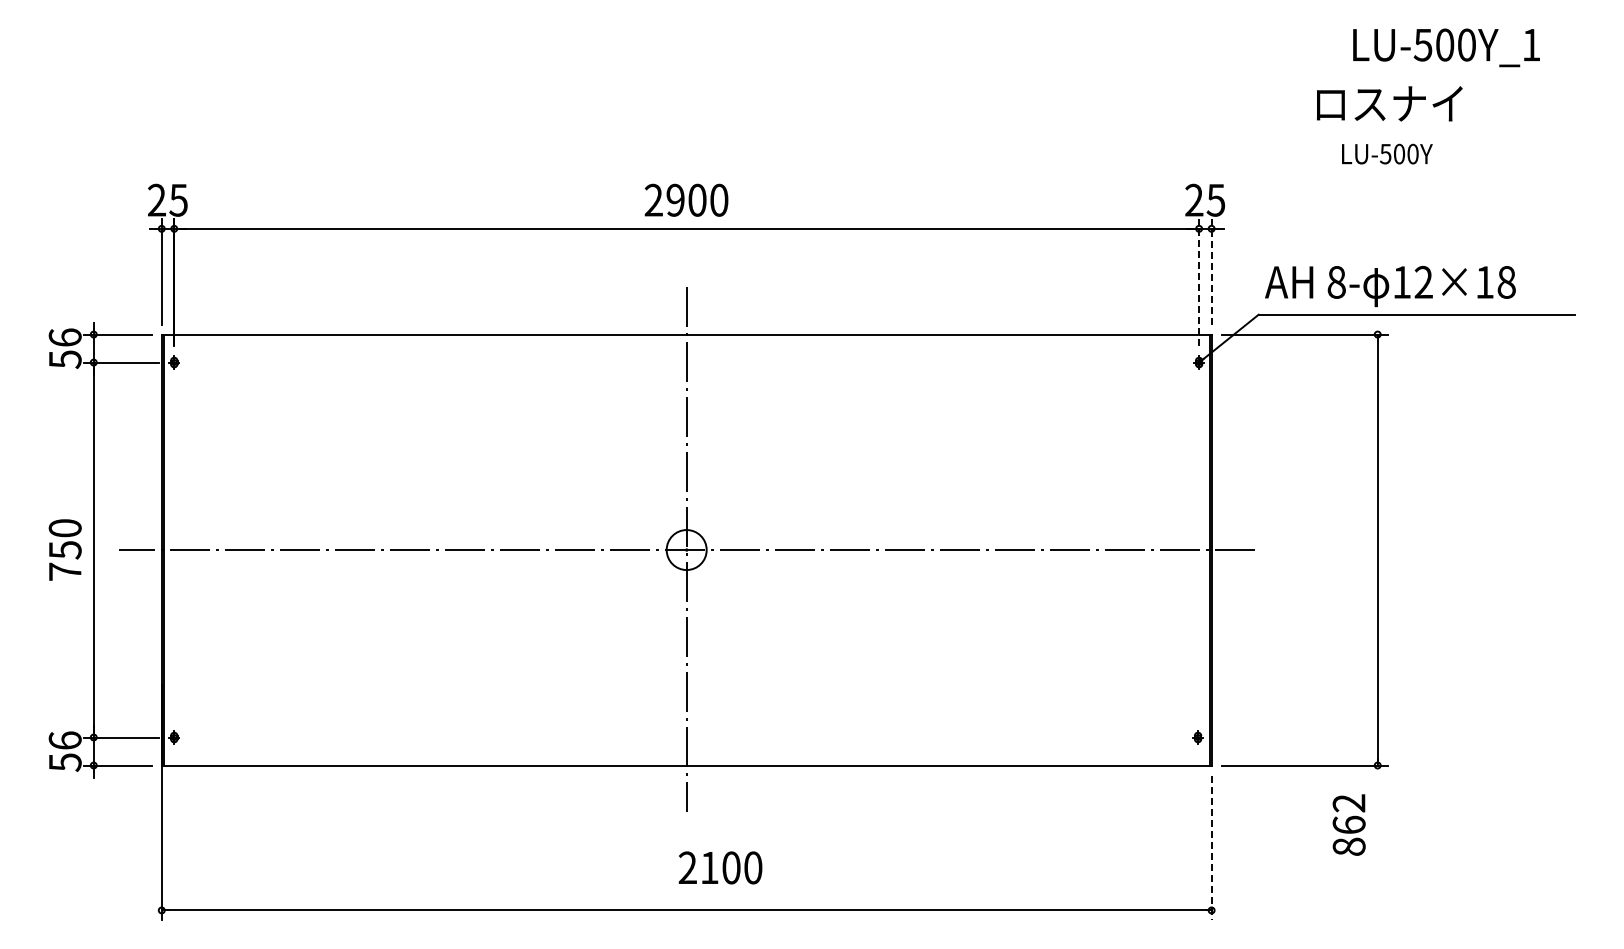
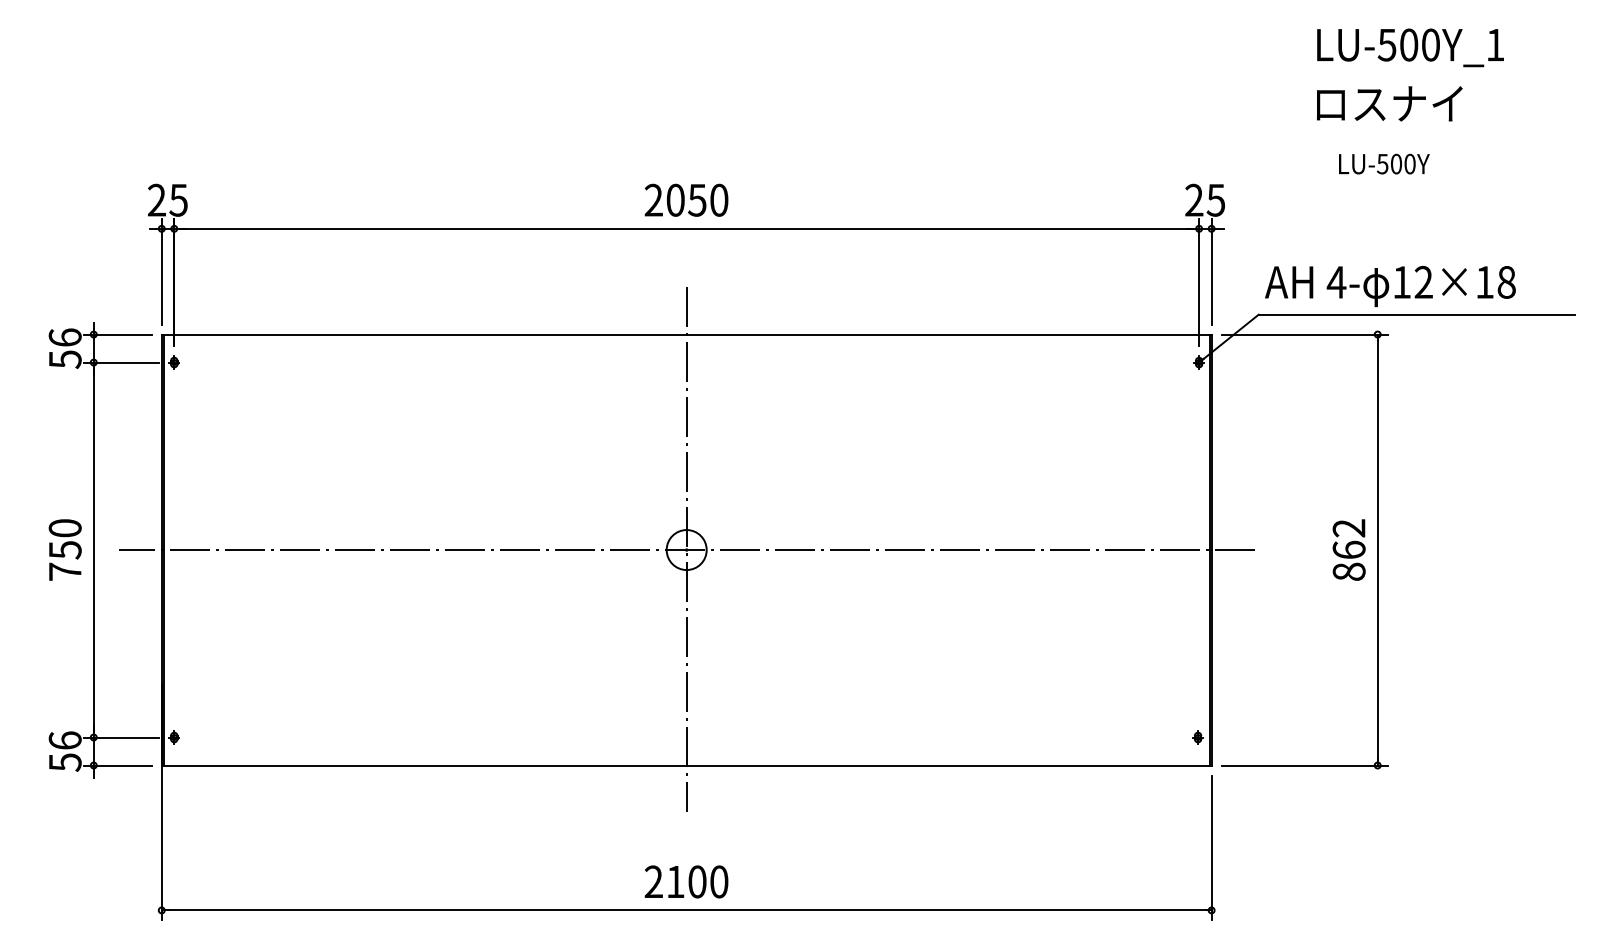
text position: (1446, 47) -> (1410, 47) (1410, 47)
text position: (1387, 153) -> (1384, 163) (1384, 163)
text: 2900 -> 2050 (686, 199)
line: dashed -> solid (1211, 271)
line: dashed -> solid (1199, 282)
text: 8- -> 4- (1336, 282)
text position: (1348, 824) -> (1348, 549) (1348, 549)
line: dashed -> solid (1211, 848)
text position: (720, 867) -> (686, 881) (686, 881)
